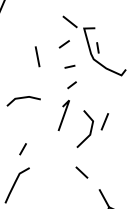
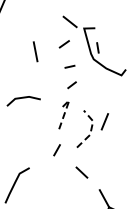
line position: (37, 56) -> (35, 51) (35, 51)
line: solid -> dashed (65, 110)
line: solid -> dashed (91, 129)
line position: (22, 149) -> (56, 150) (56, 150)
